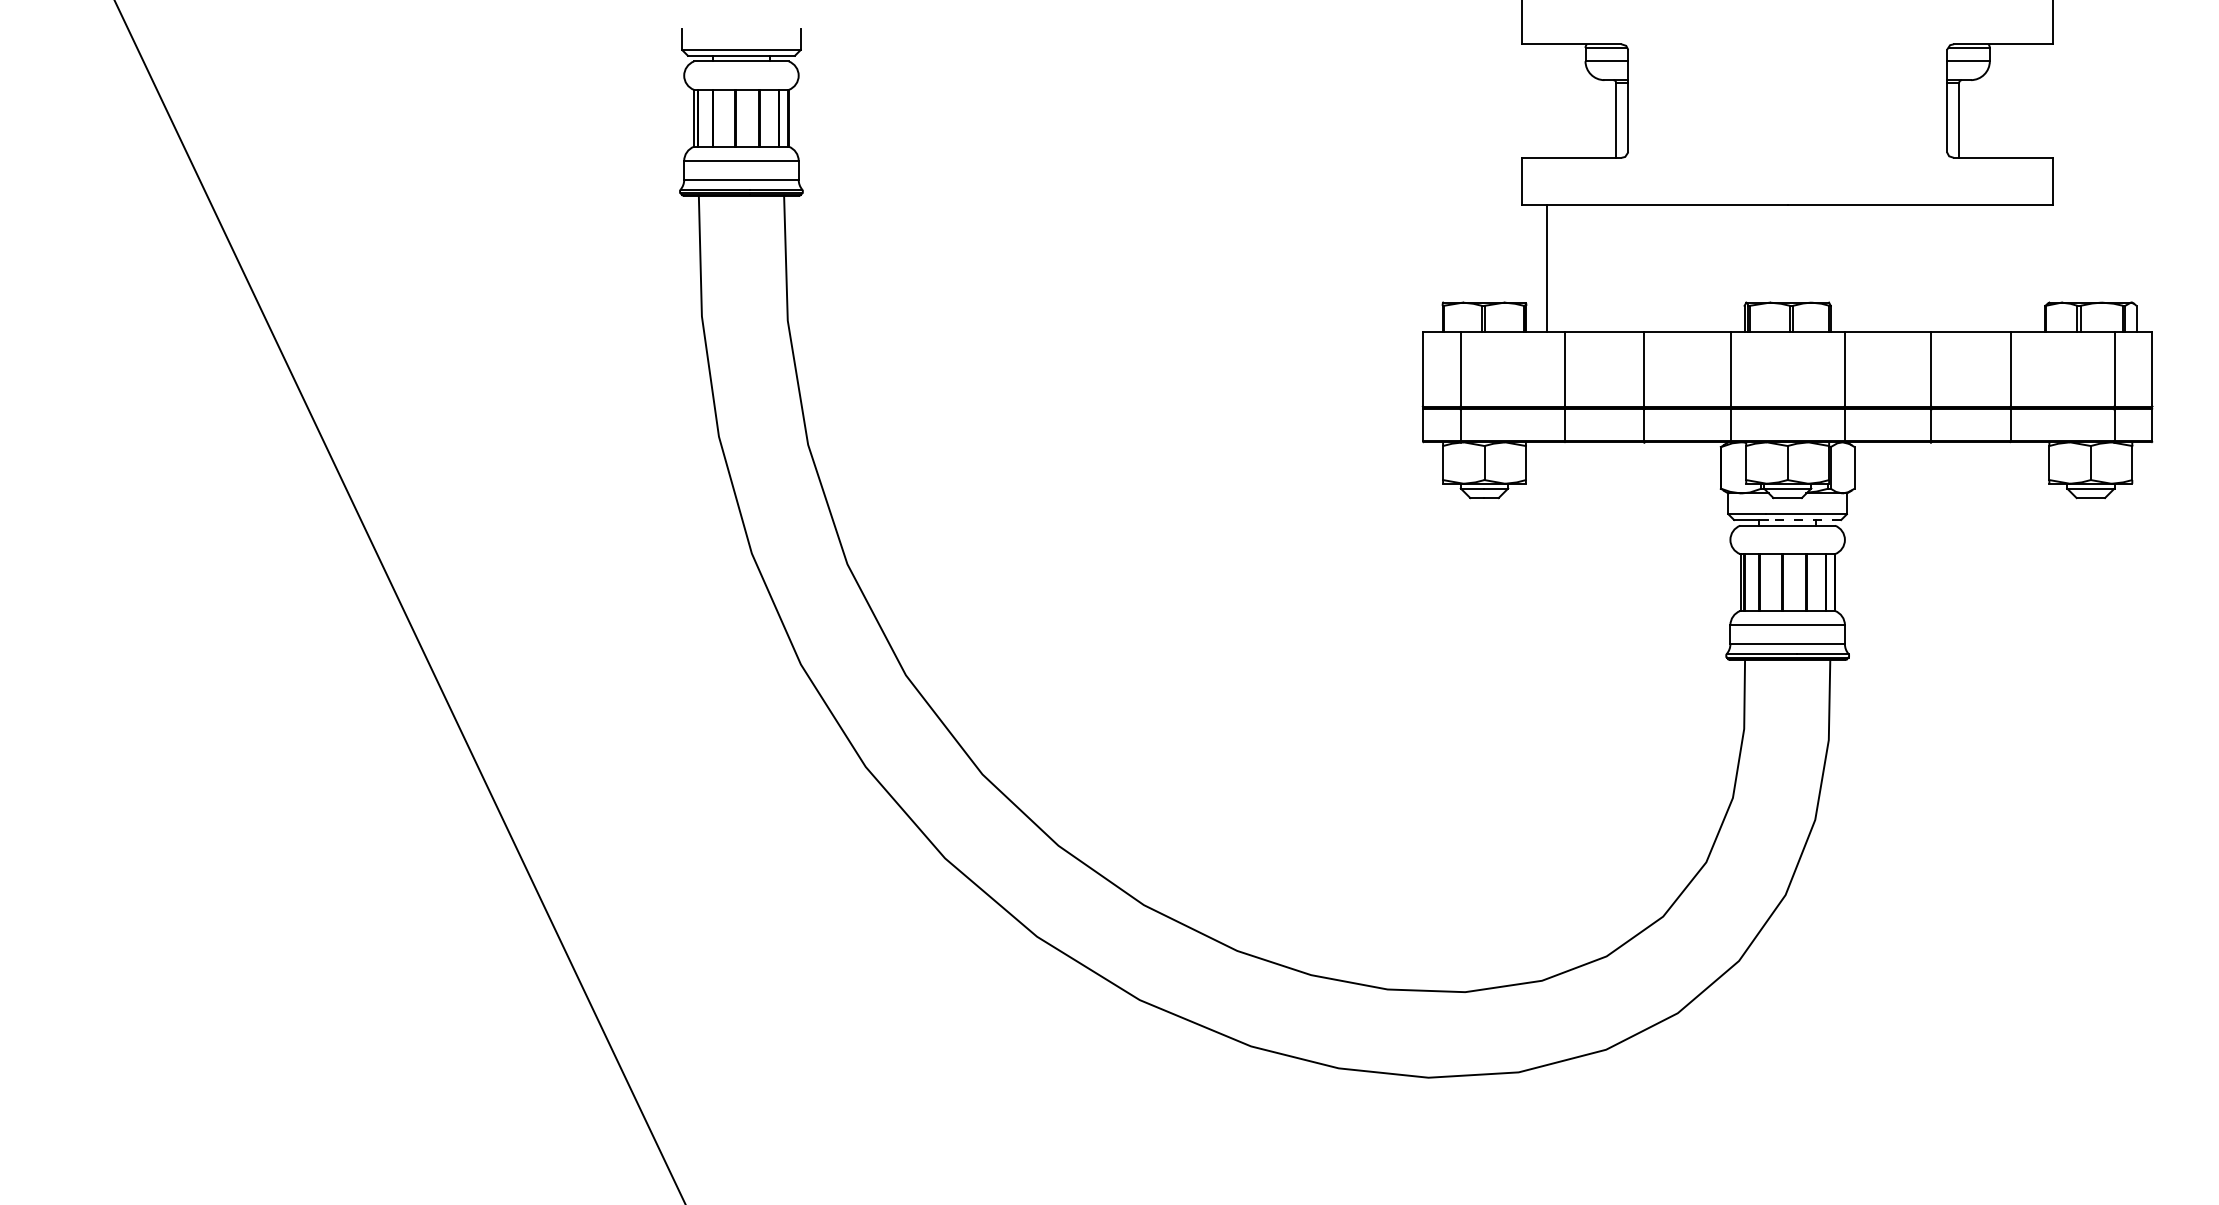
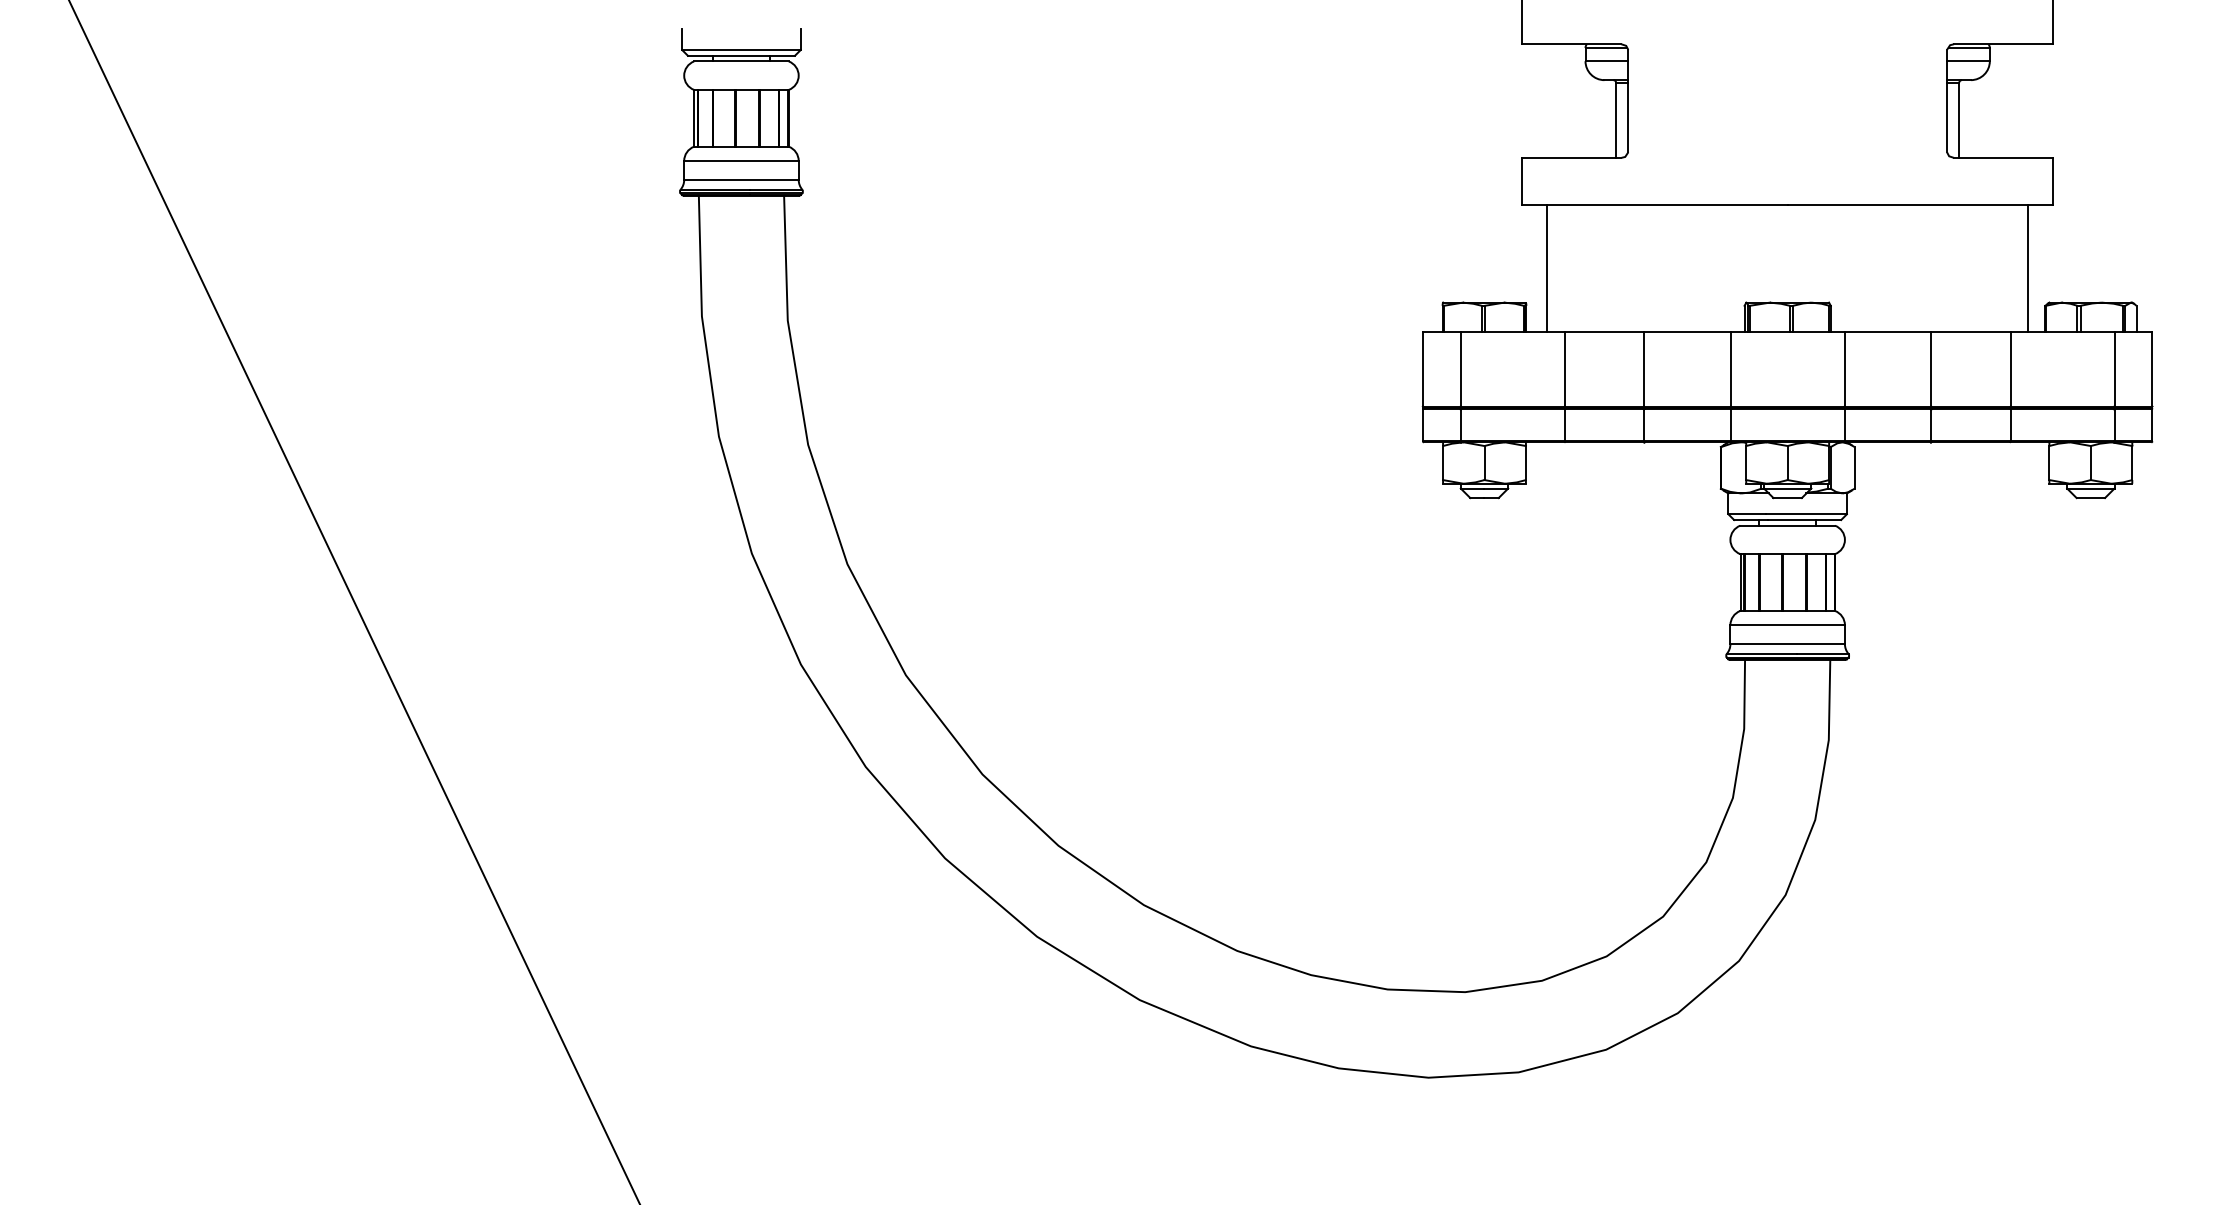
line: none -> present (2028, 268)
line: dashed -> solid (1804, 520)
line position: (399, 601) -> (353, 601) (353, 601)
